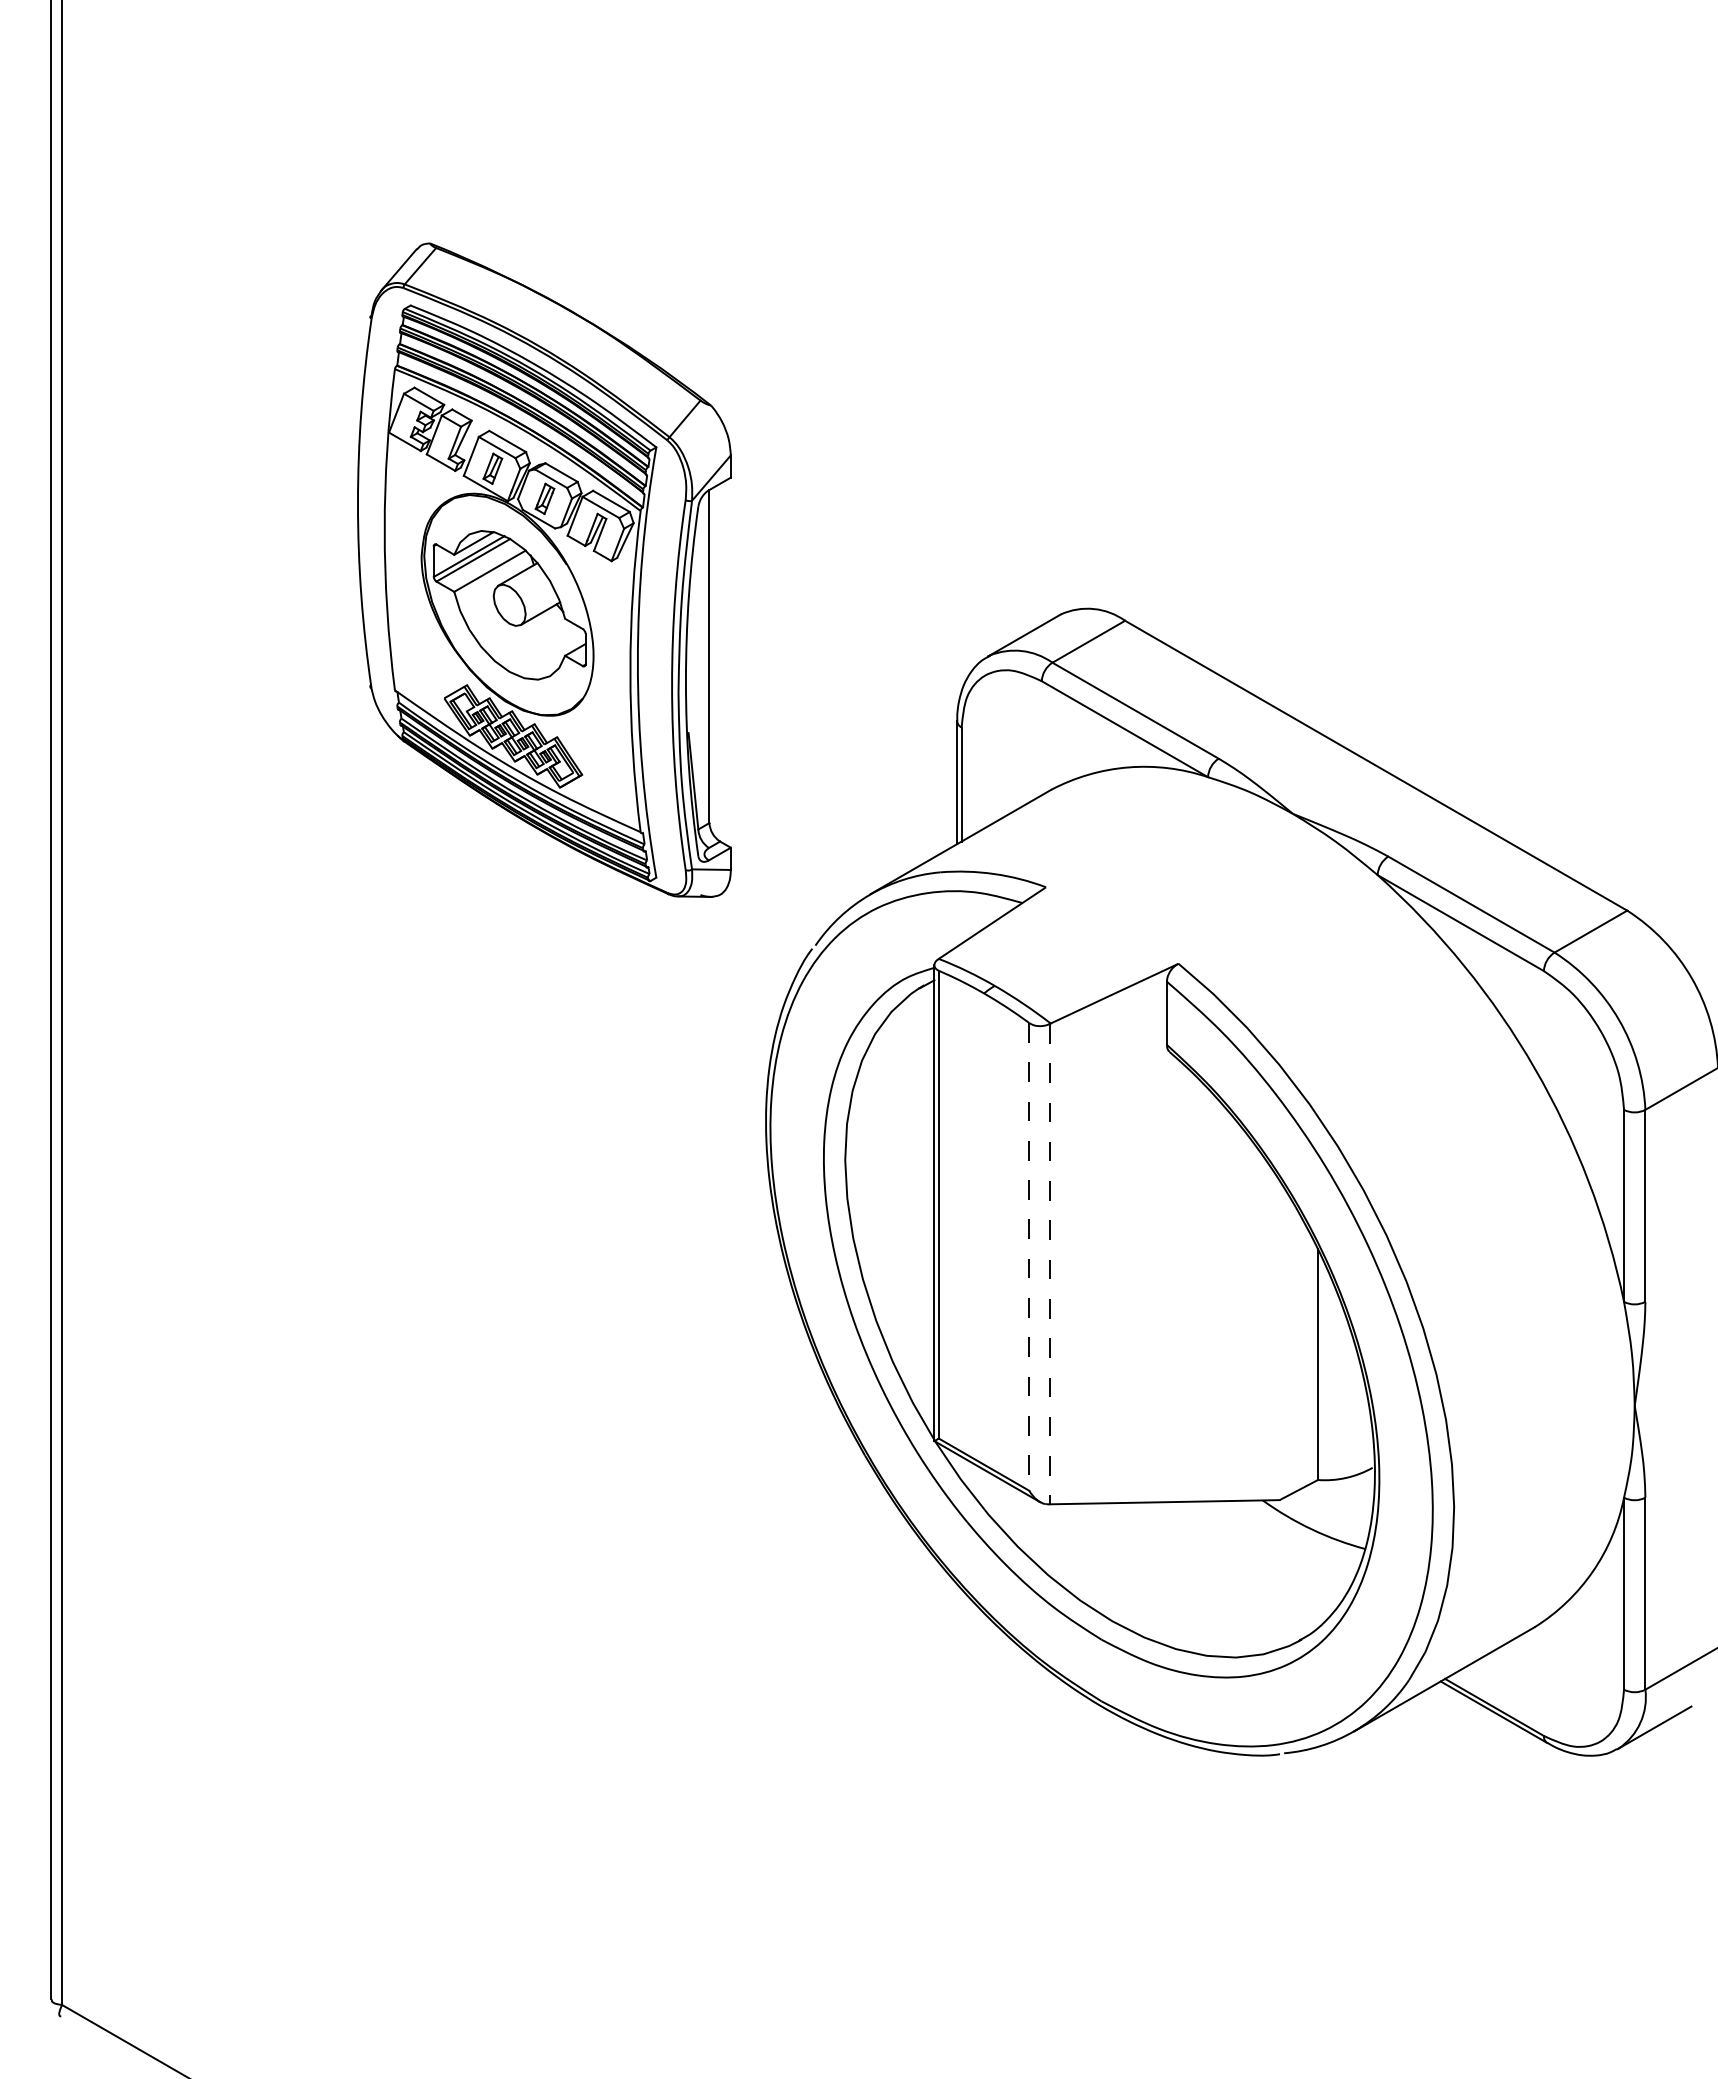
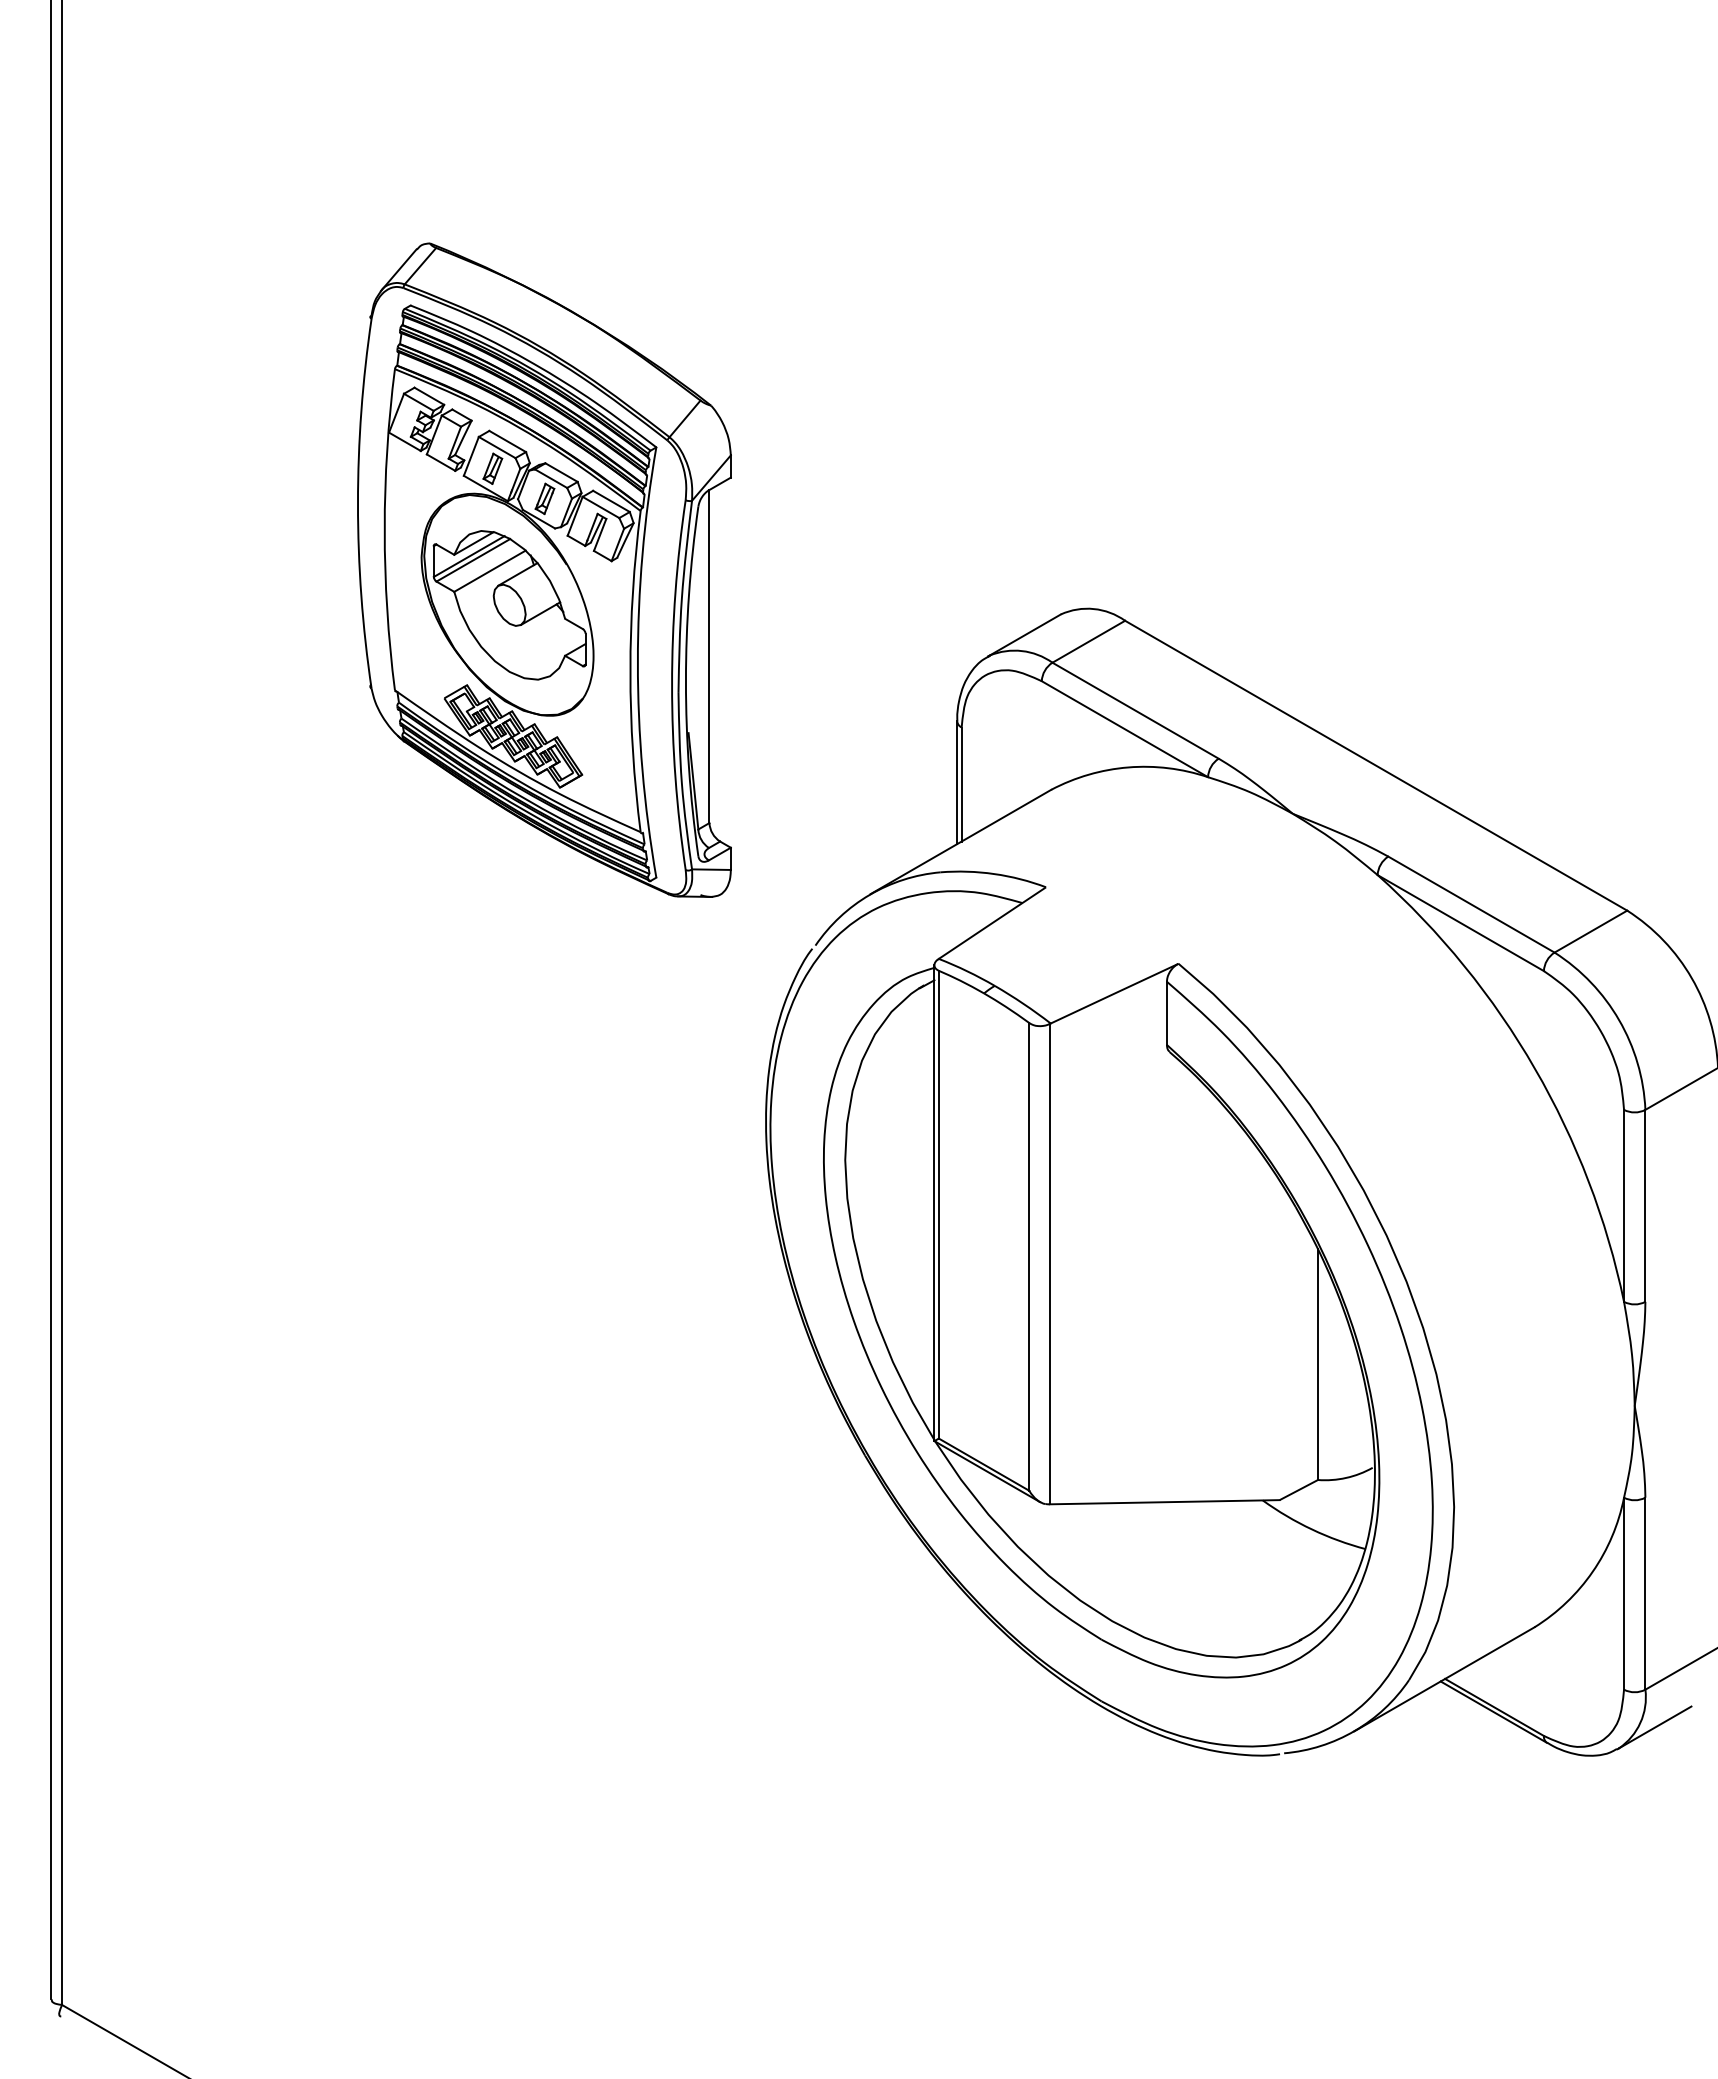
line: dashed -> solid (1029, 1256)
line: dashed -> solid (1049, 1264)
